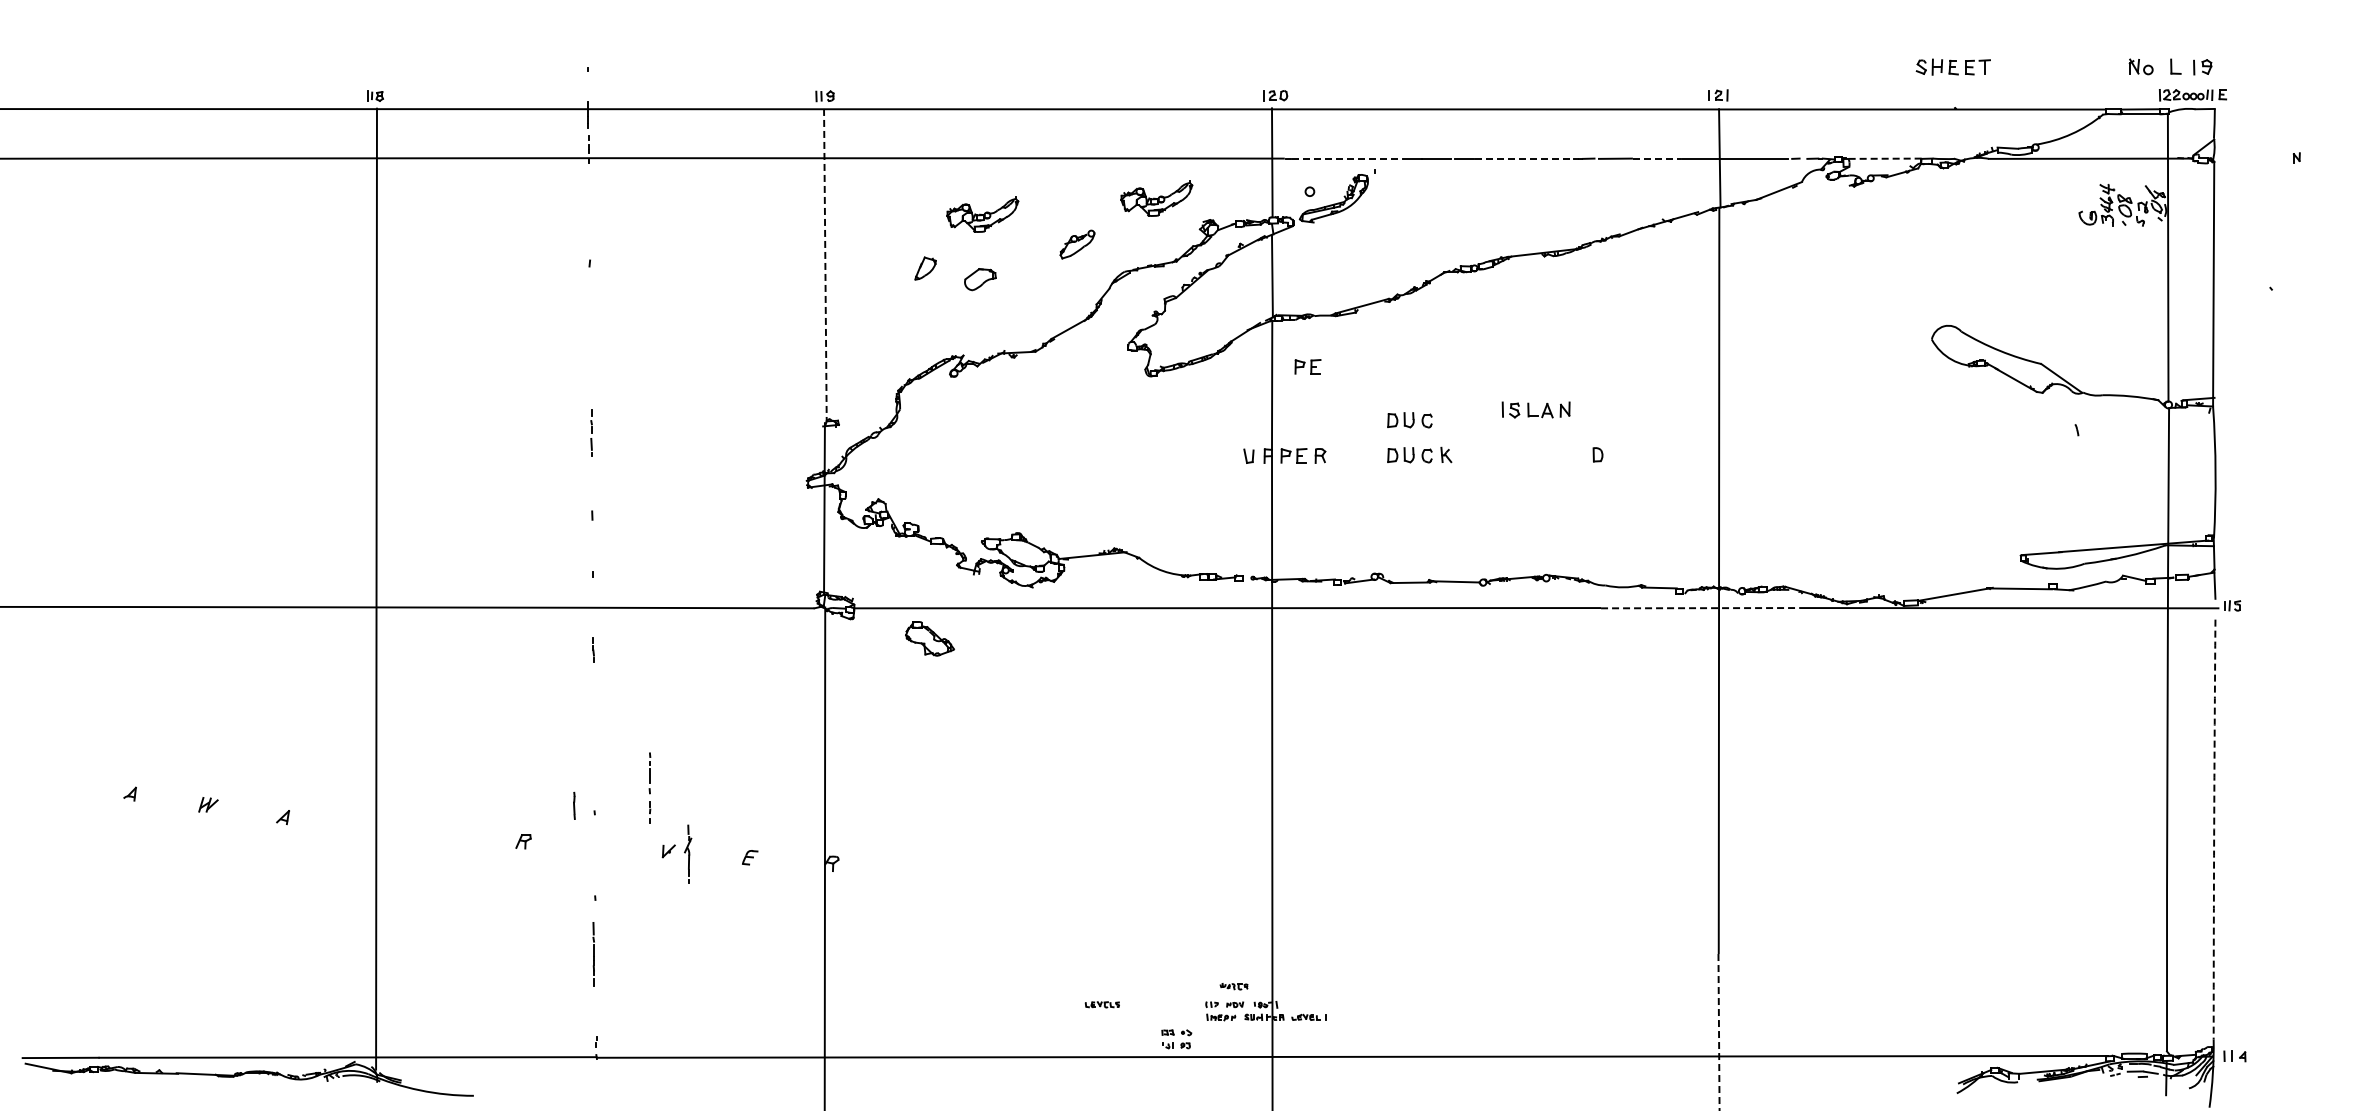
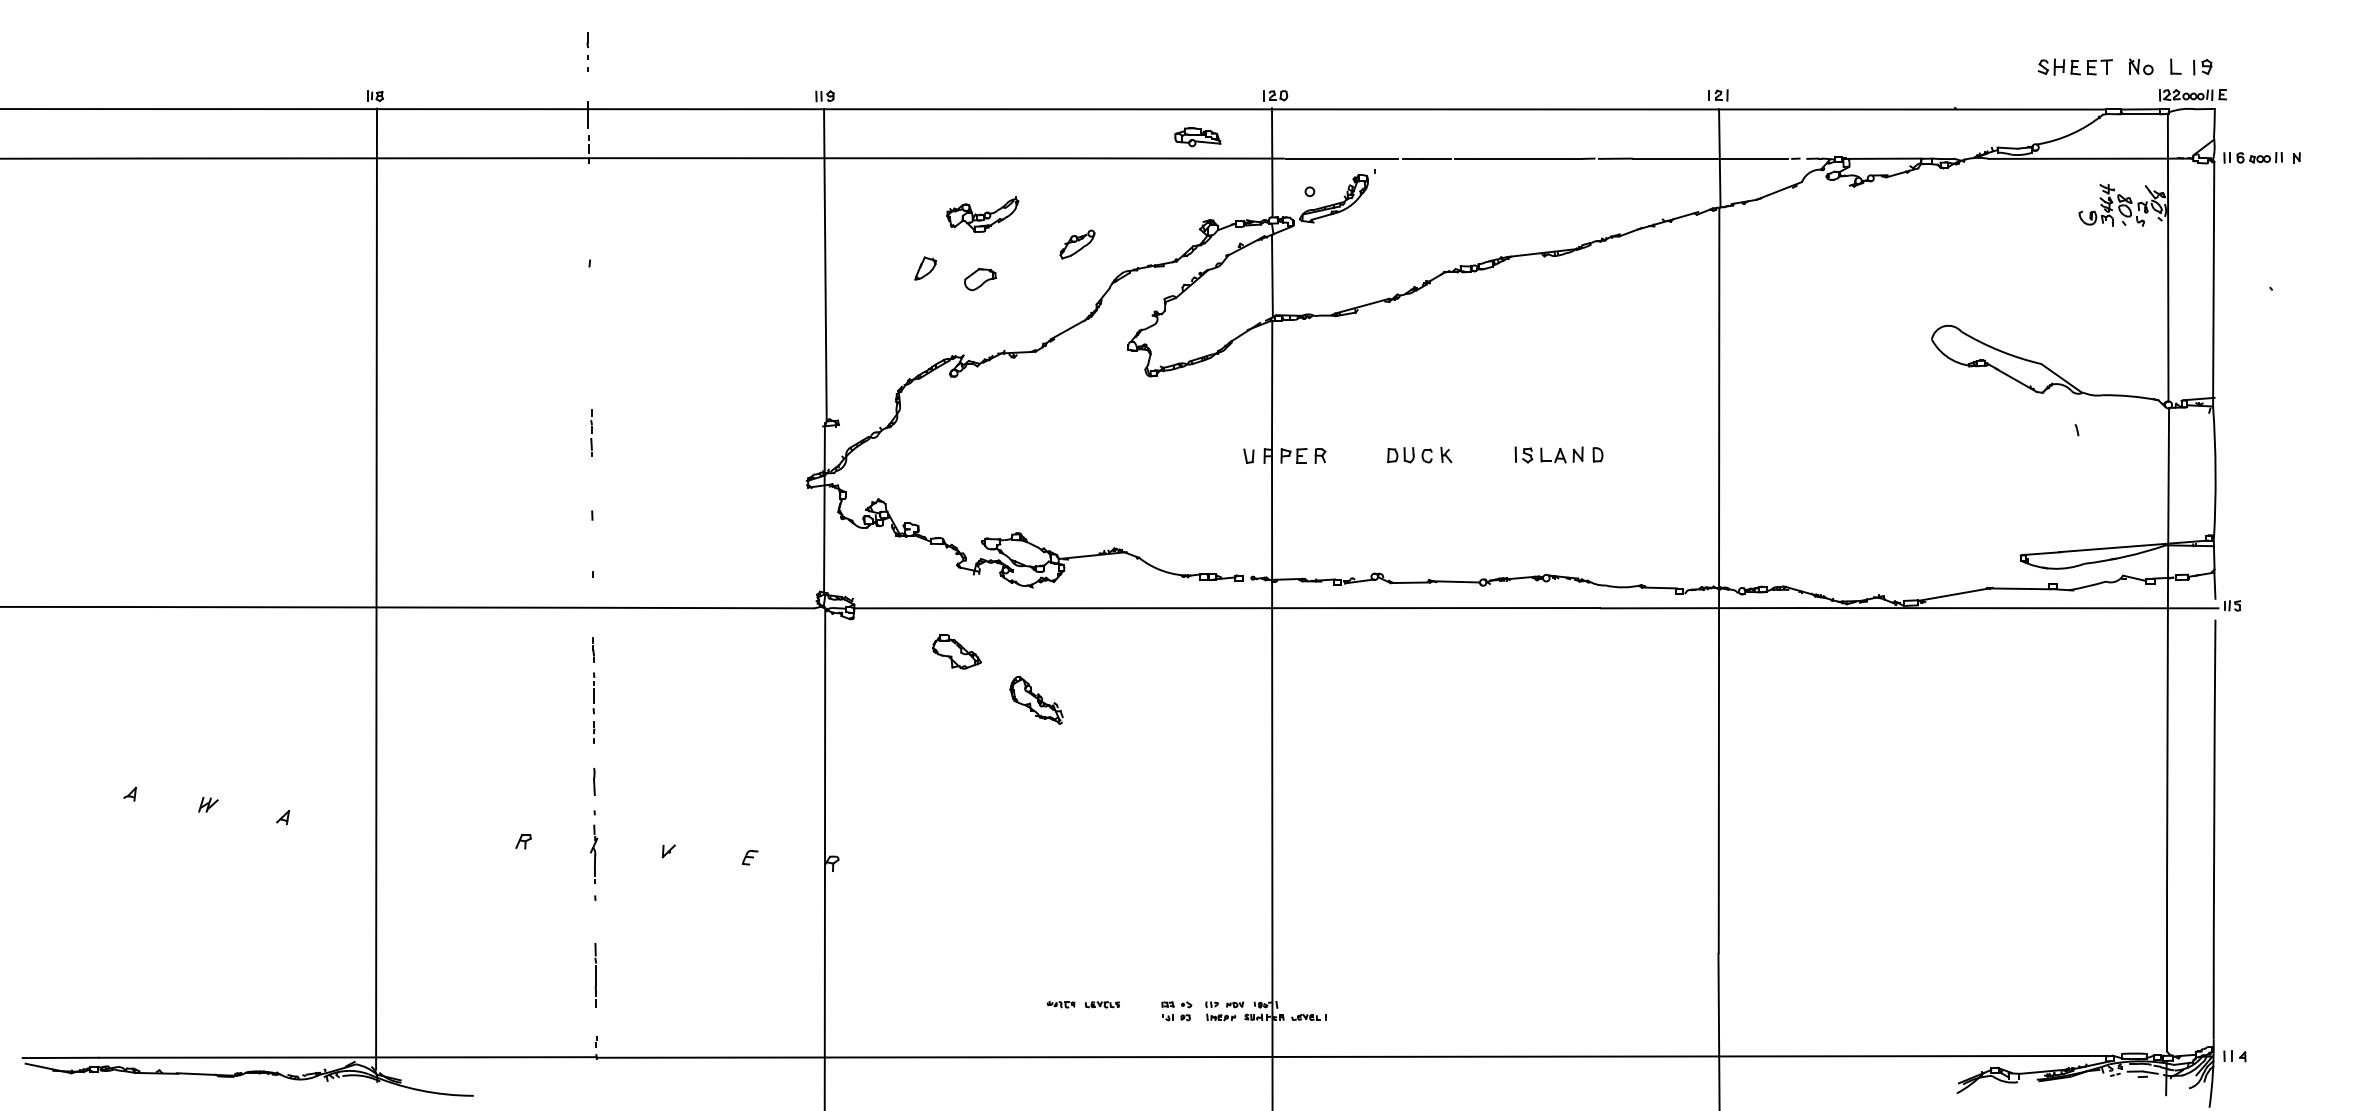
part: none -> present (587, 45)
part position: (1952, 66) -> (2074, 66) (2074, 66)
part: none -> present (1197, 137)
part: none -> present (2252, 157)
line: dashed -> solid (1344, 158)
line: dashed -> solid (1523, 158)
line: dashed -> solid (1657, 158)
line: dashed -> solid (1885, 158)
part: present -> none (1156, 198)
line: dashed -> solid (825, 265)
part: present -> none (1307, 366)
part position: (1535, 409) -> (1548, 454) (1548, 454)
part: present -> none (1409, 420)
line: dashed -> solid (1700, 608)
part position: (929, 638) -> (956, 651) (956, 651)
part: none -> present (1036, 700)
part position: (649, 787) -> (593, 707) (593, 707)
line position: (574, 805) -> (594, 781) (594, 781)
arc: dashed -> solid (2214, 829)
part position: (688, 853) -> (594, 853) (594, 853)
line position: (593, 954) -> (595, 975) (595, 975)
part position: (1233, 986) -> (1060, 1004) (1060, 1004)
line: dashed -> solid (1719, 1032)
part position: (1176, 1039) -> (1176, 1011) (1176, 1011)
